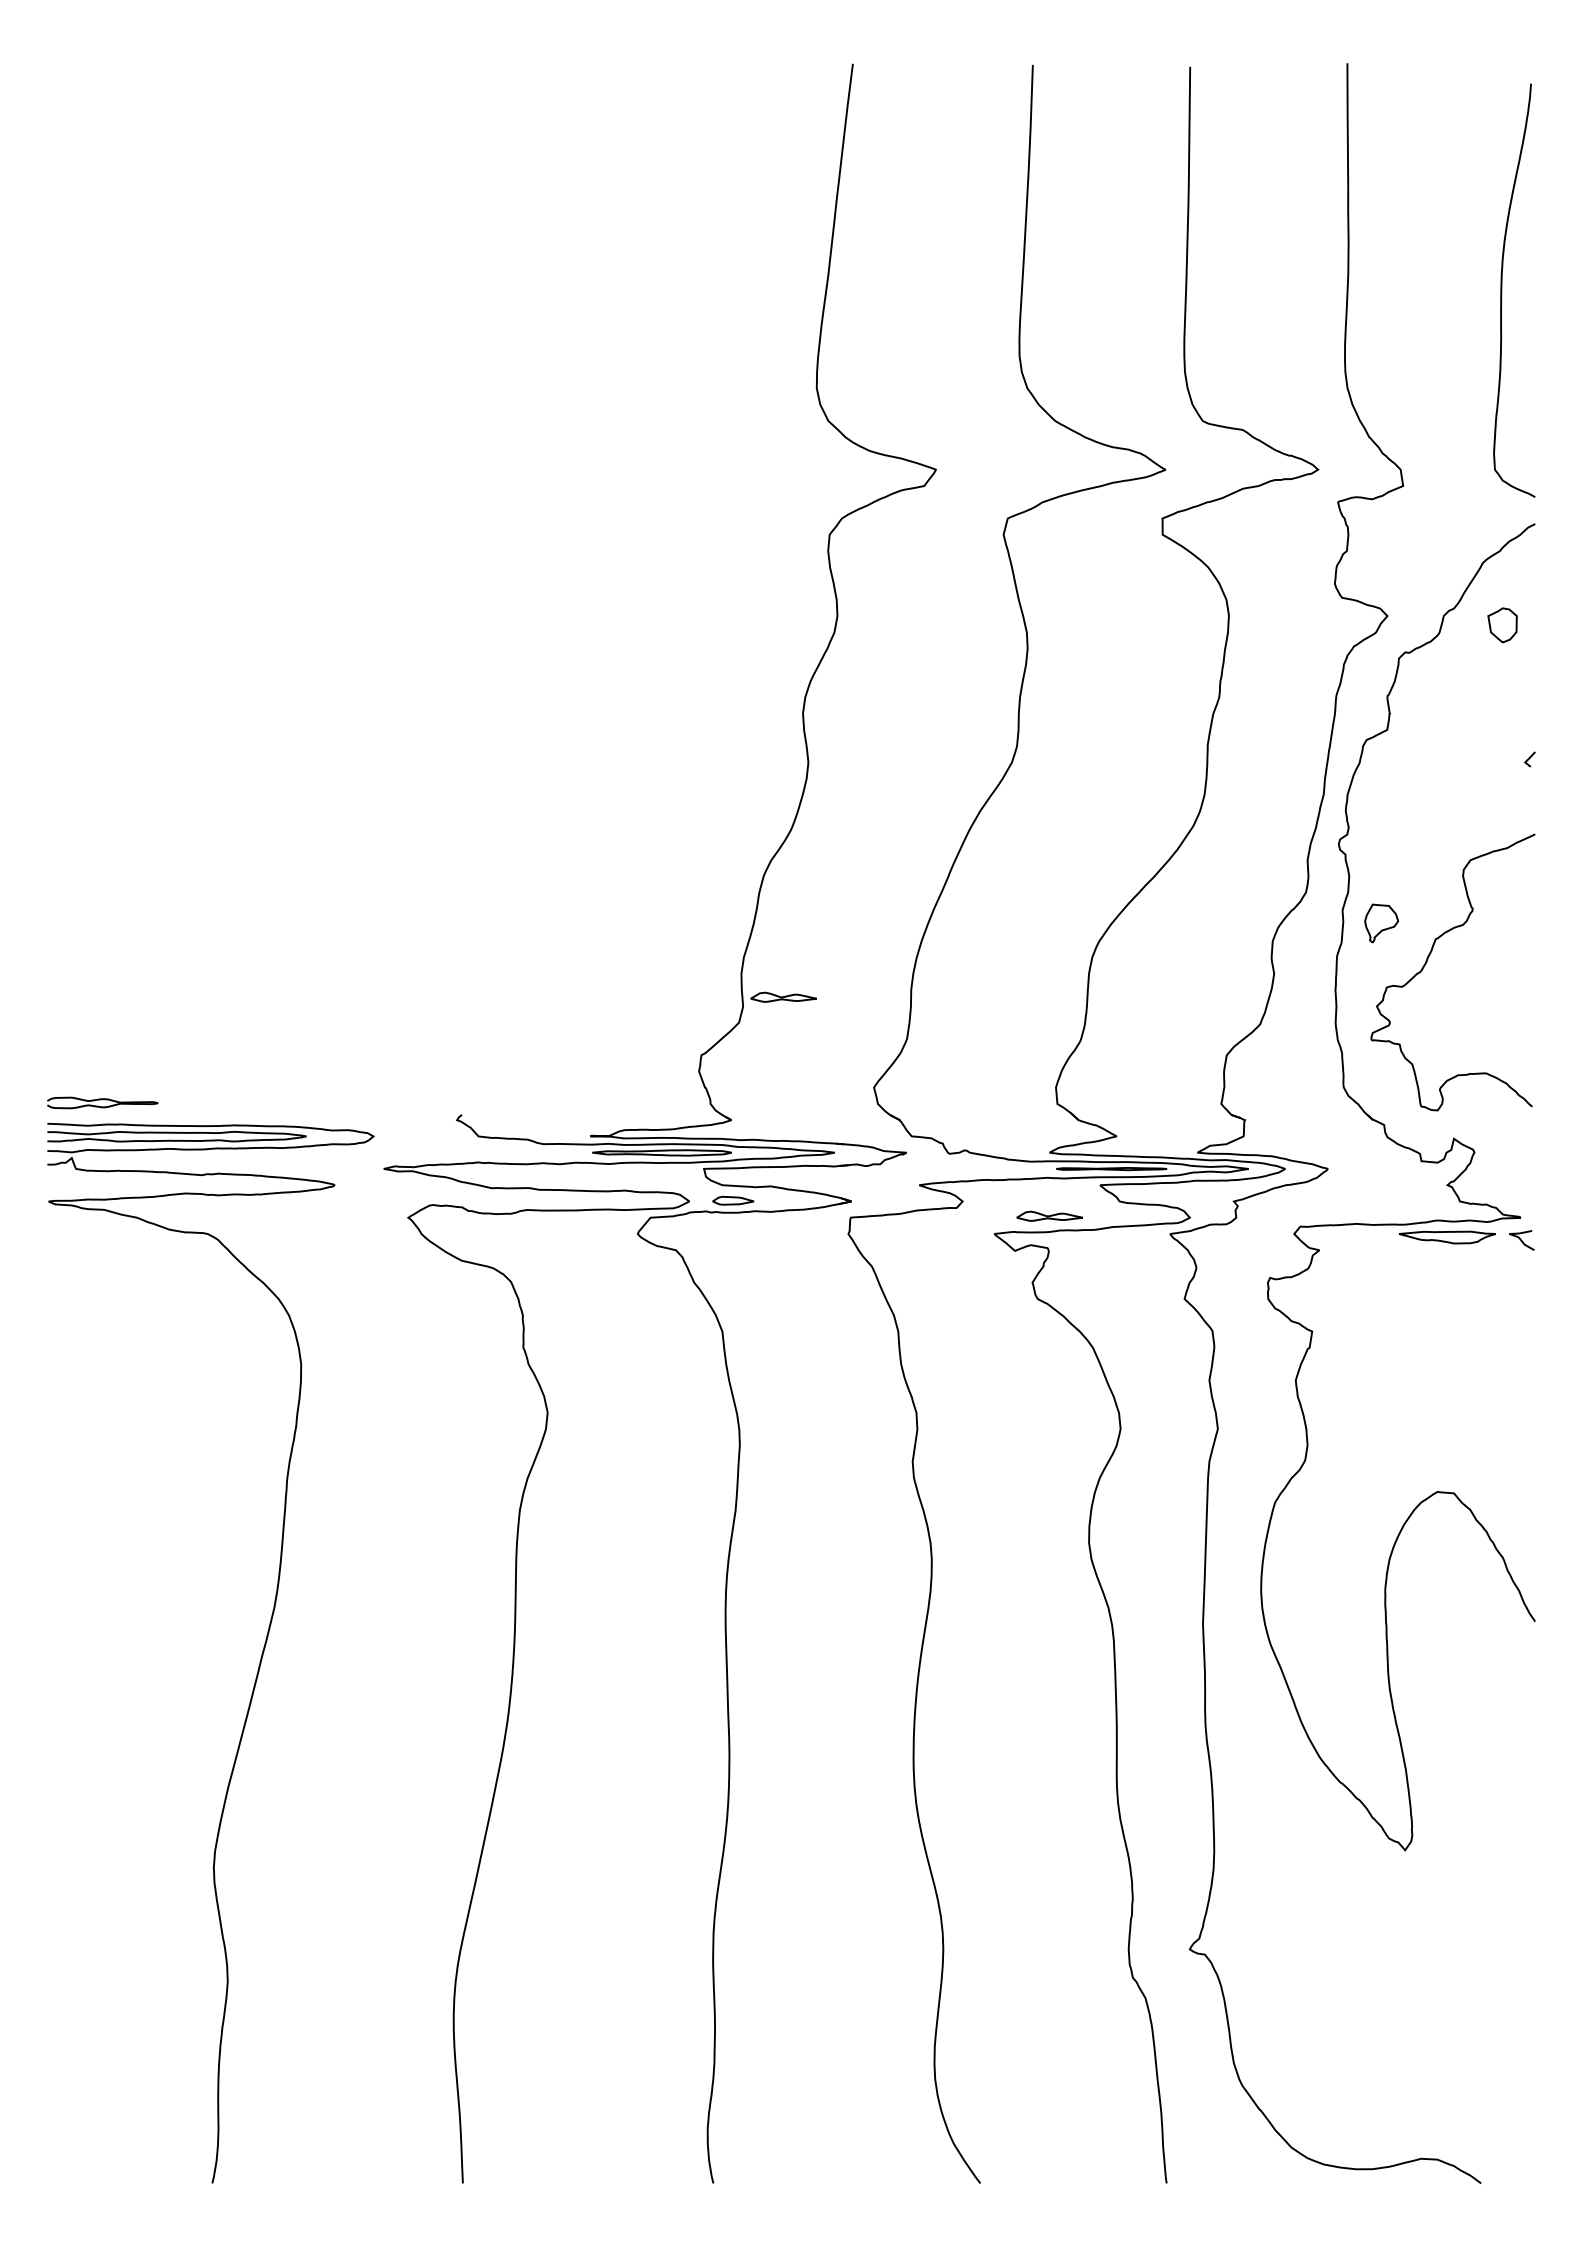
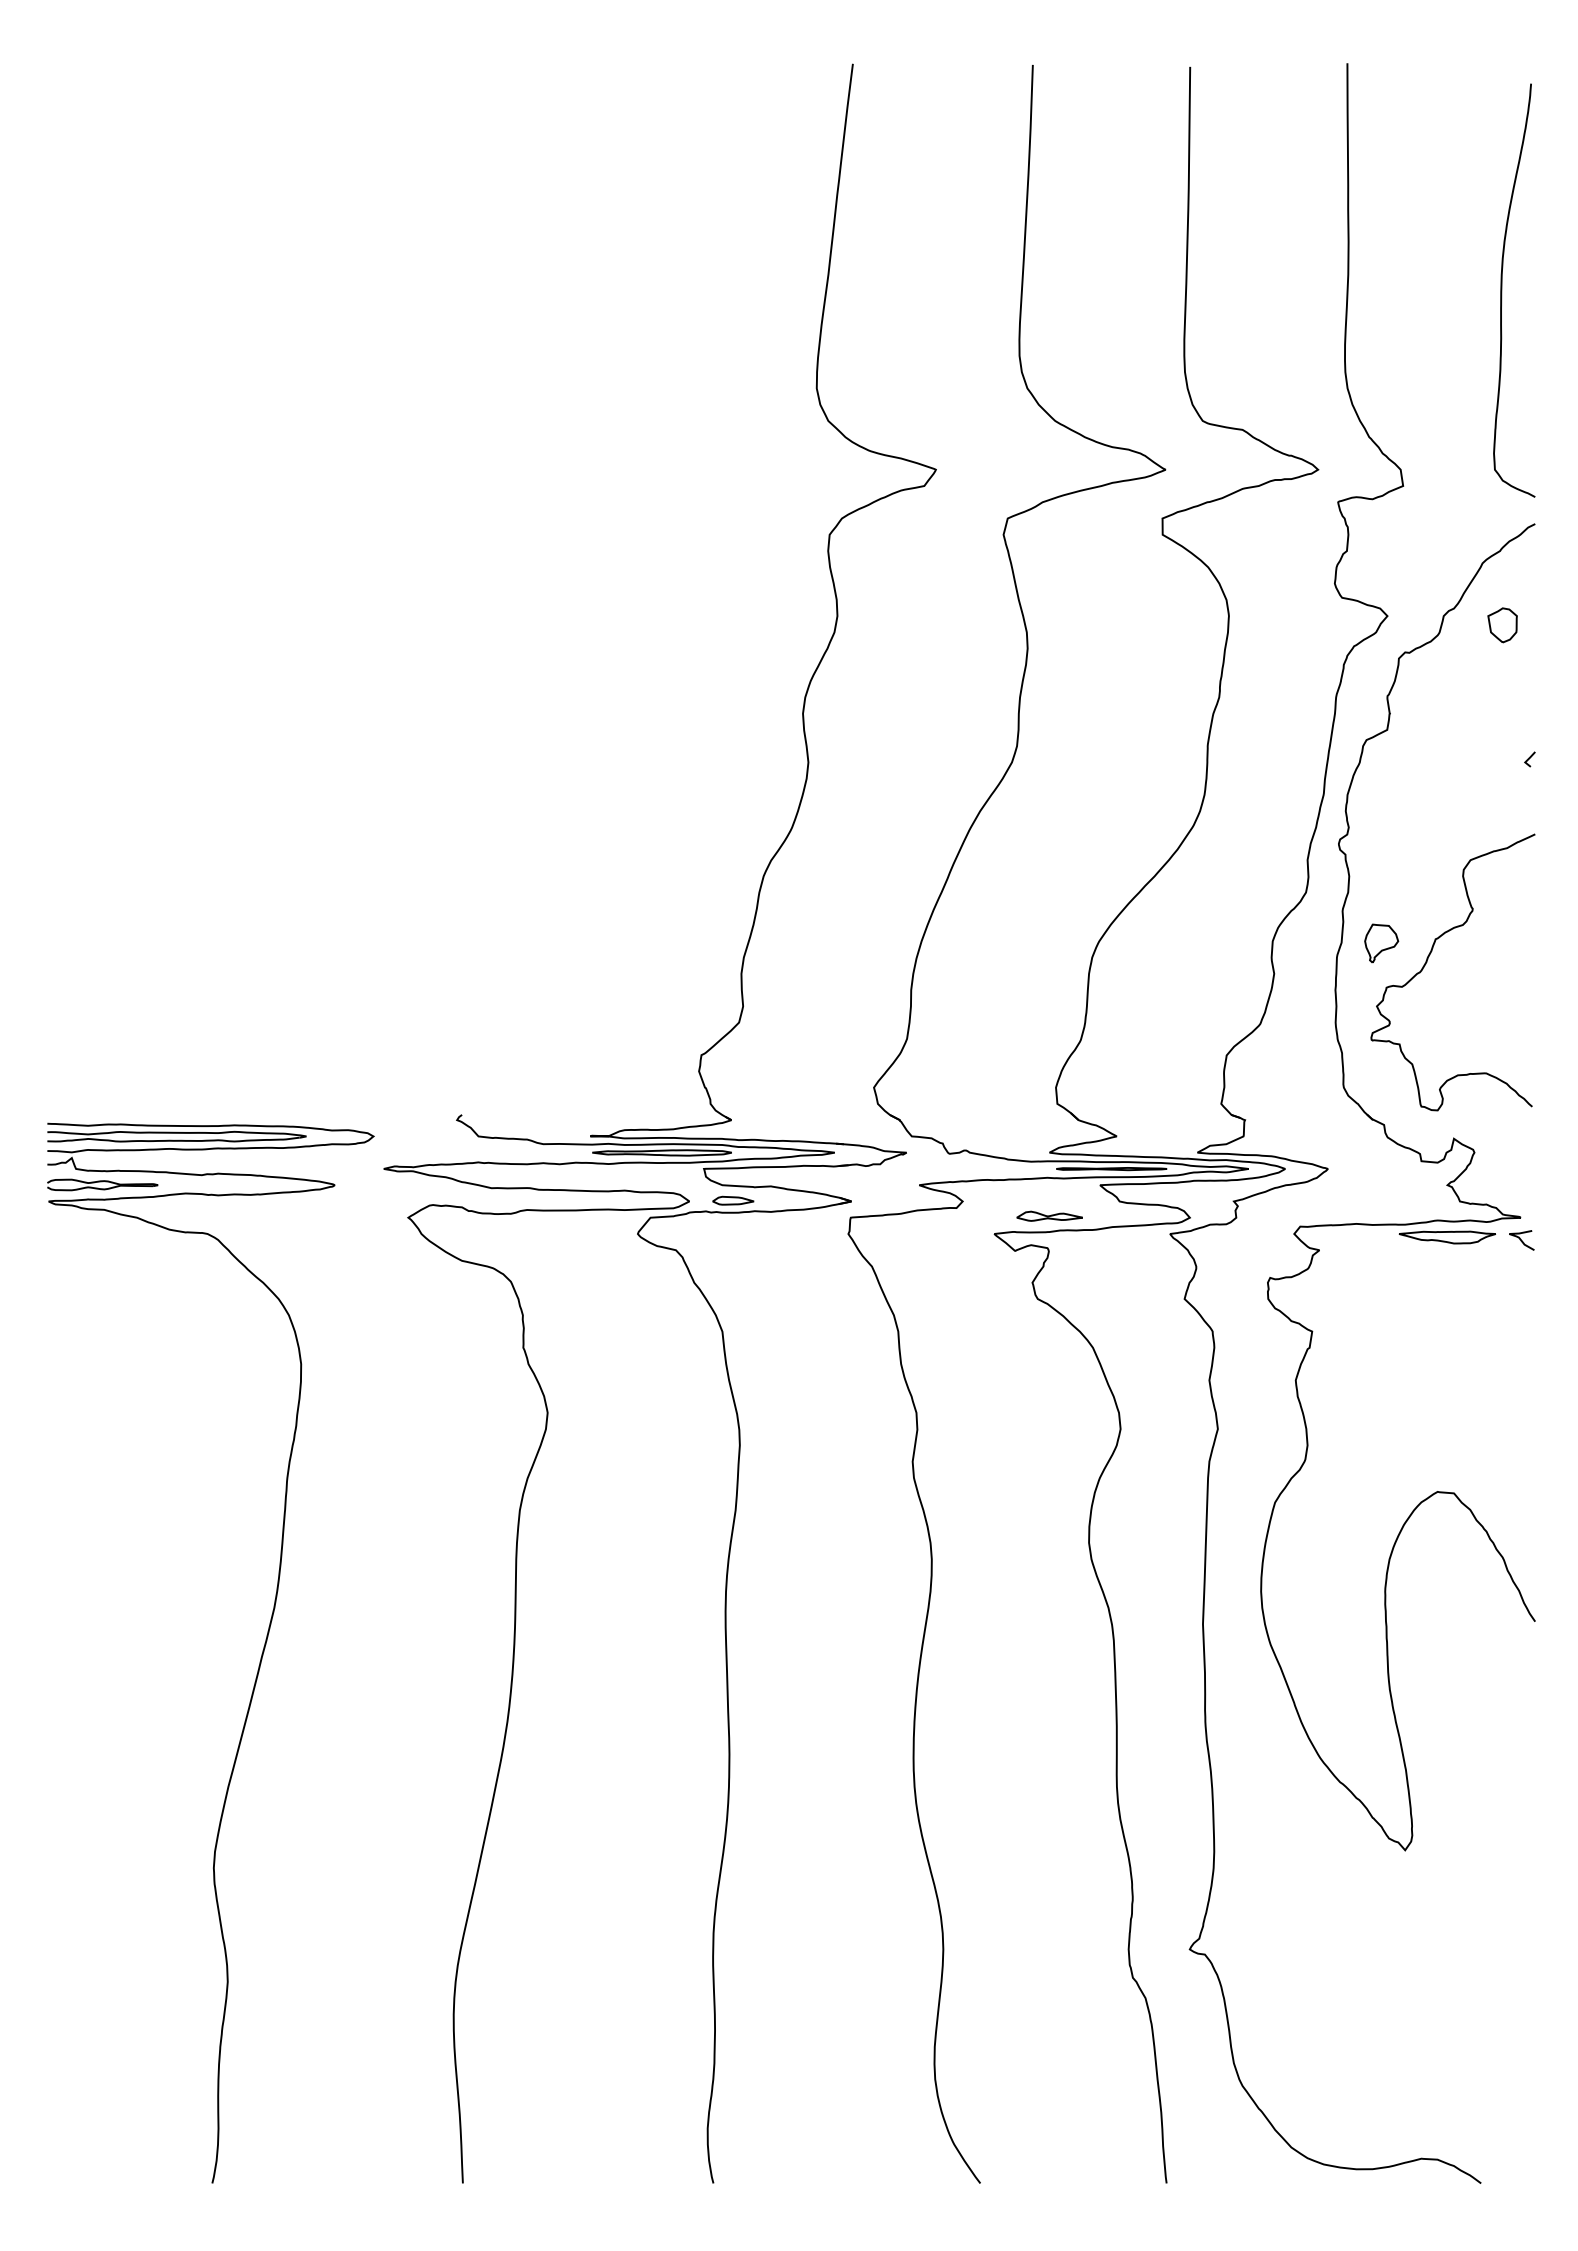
part position: (1381, 923) -> (1381, 943) (1381, 943)
part: present -> none (783, 996)
part position: (102, 1102) -> (102, 1184) (102, 1184)
